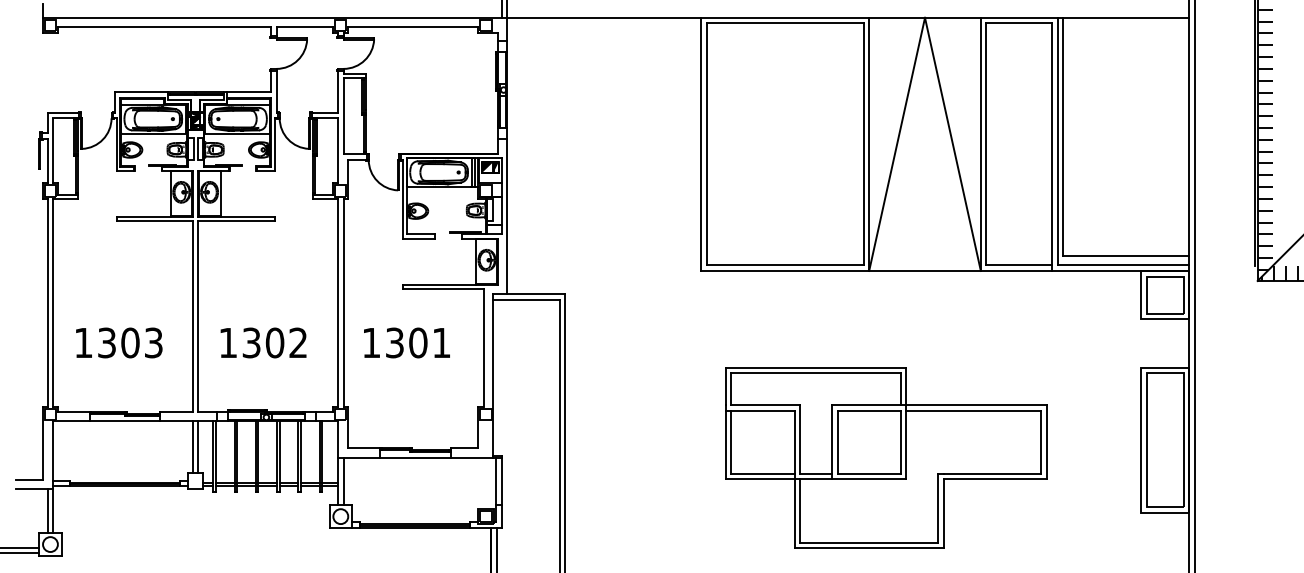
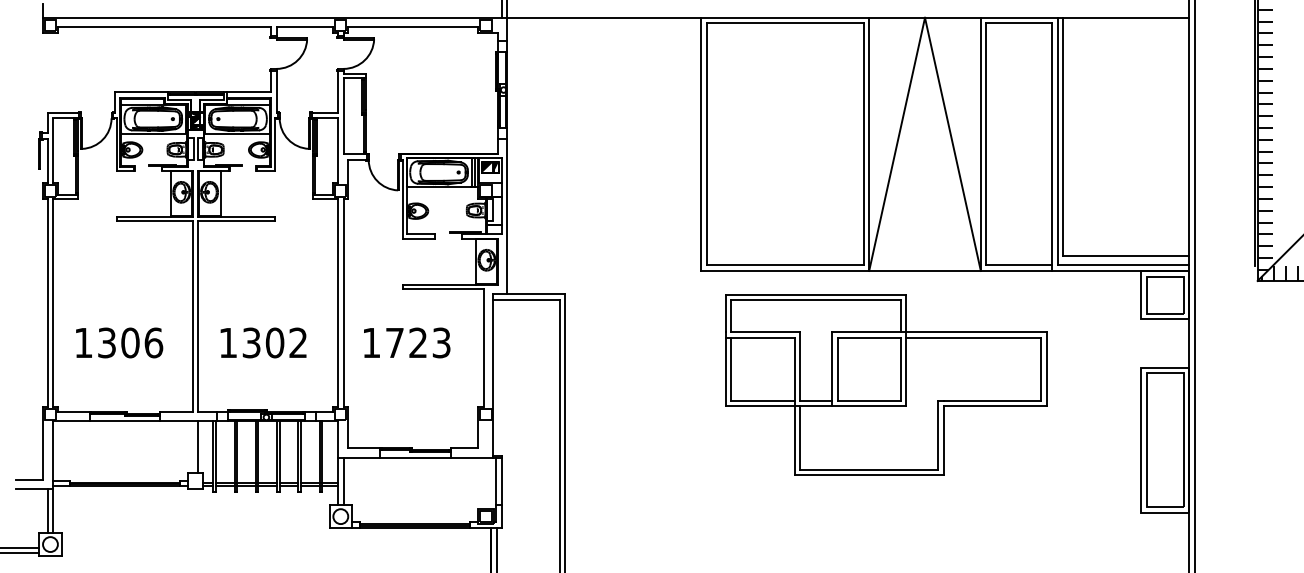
text: 1303 -> 1306 (153, 342)
text: 1301 -> 1723 (418, 342)
line: present -> none (192, 446)
part position: (886, 457) -> (886, 384) (886, 384)
